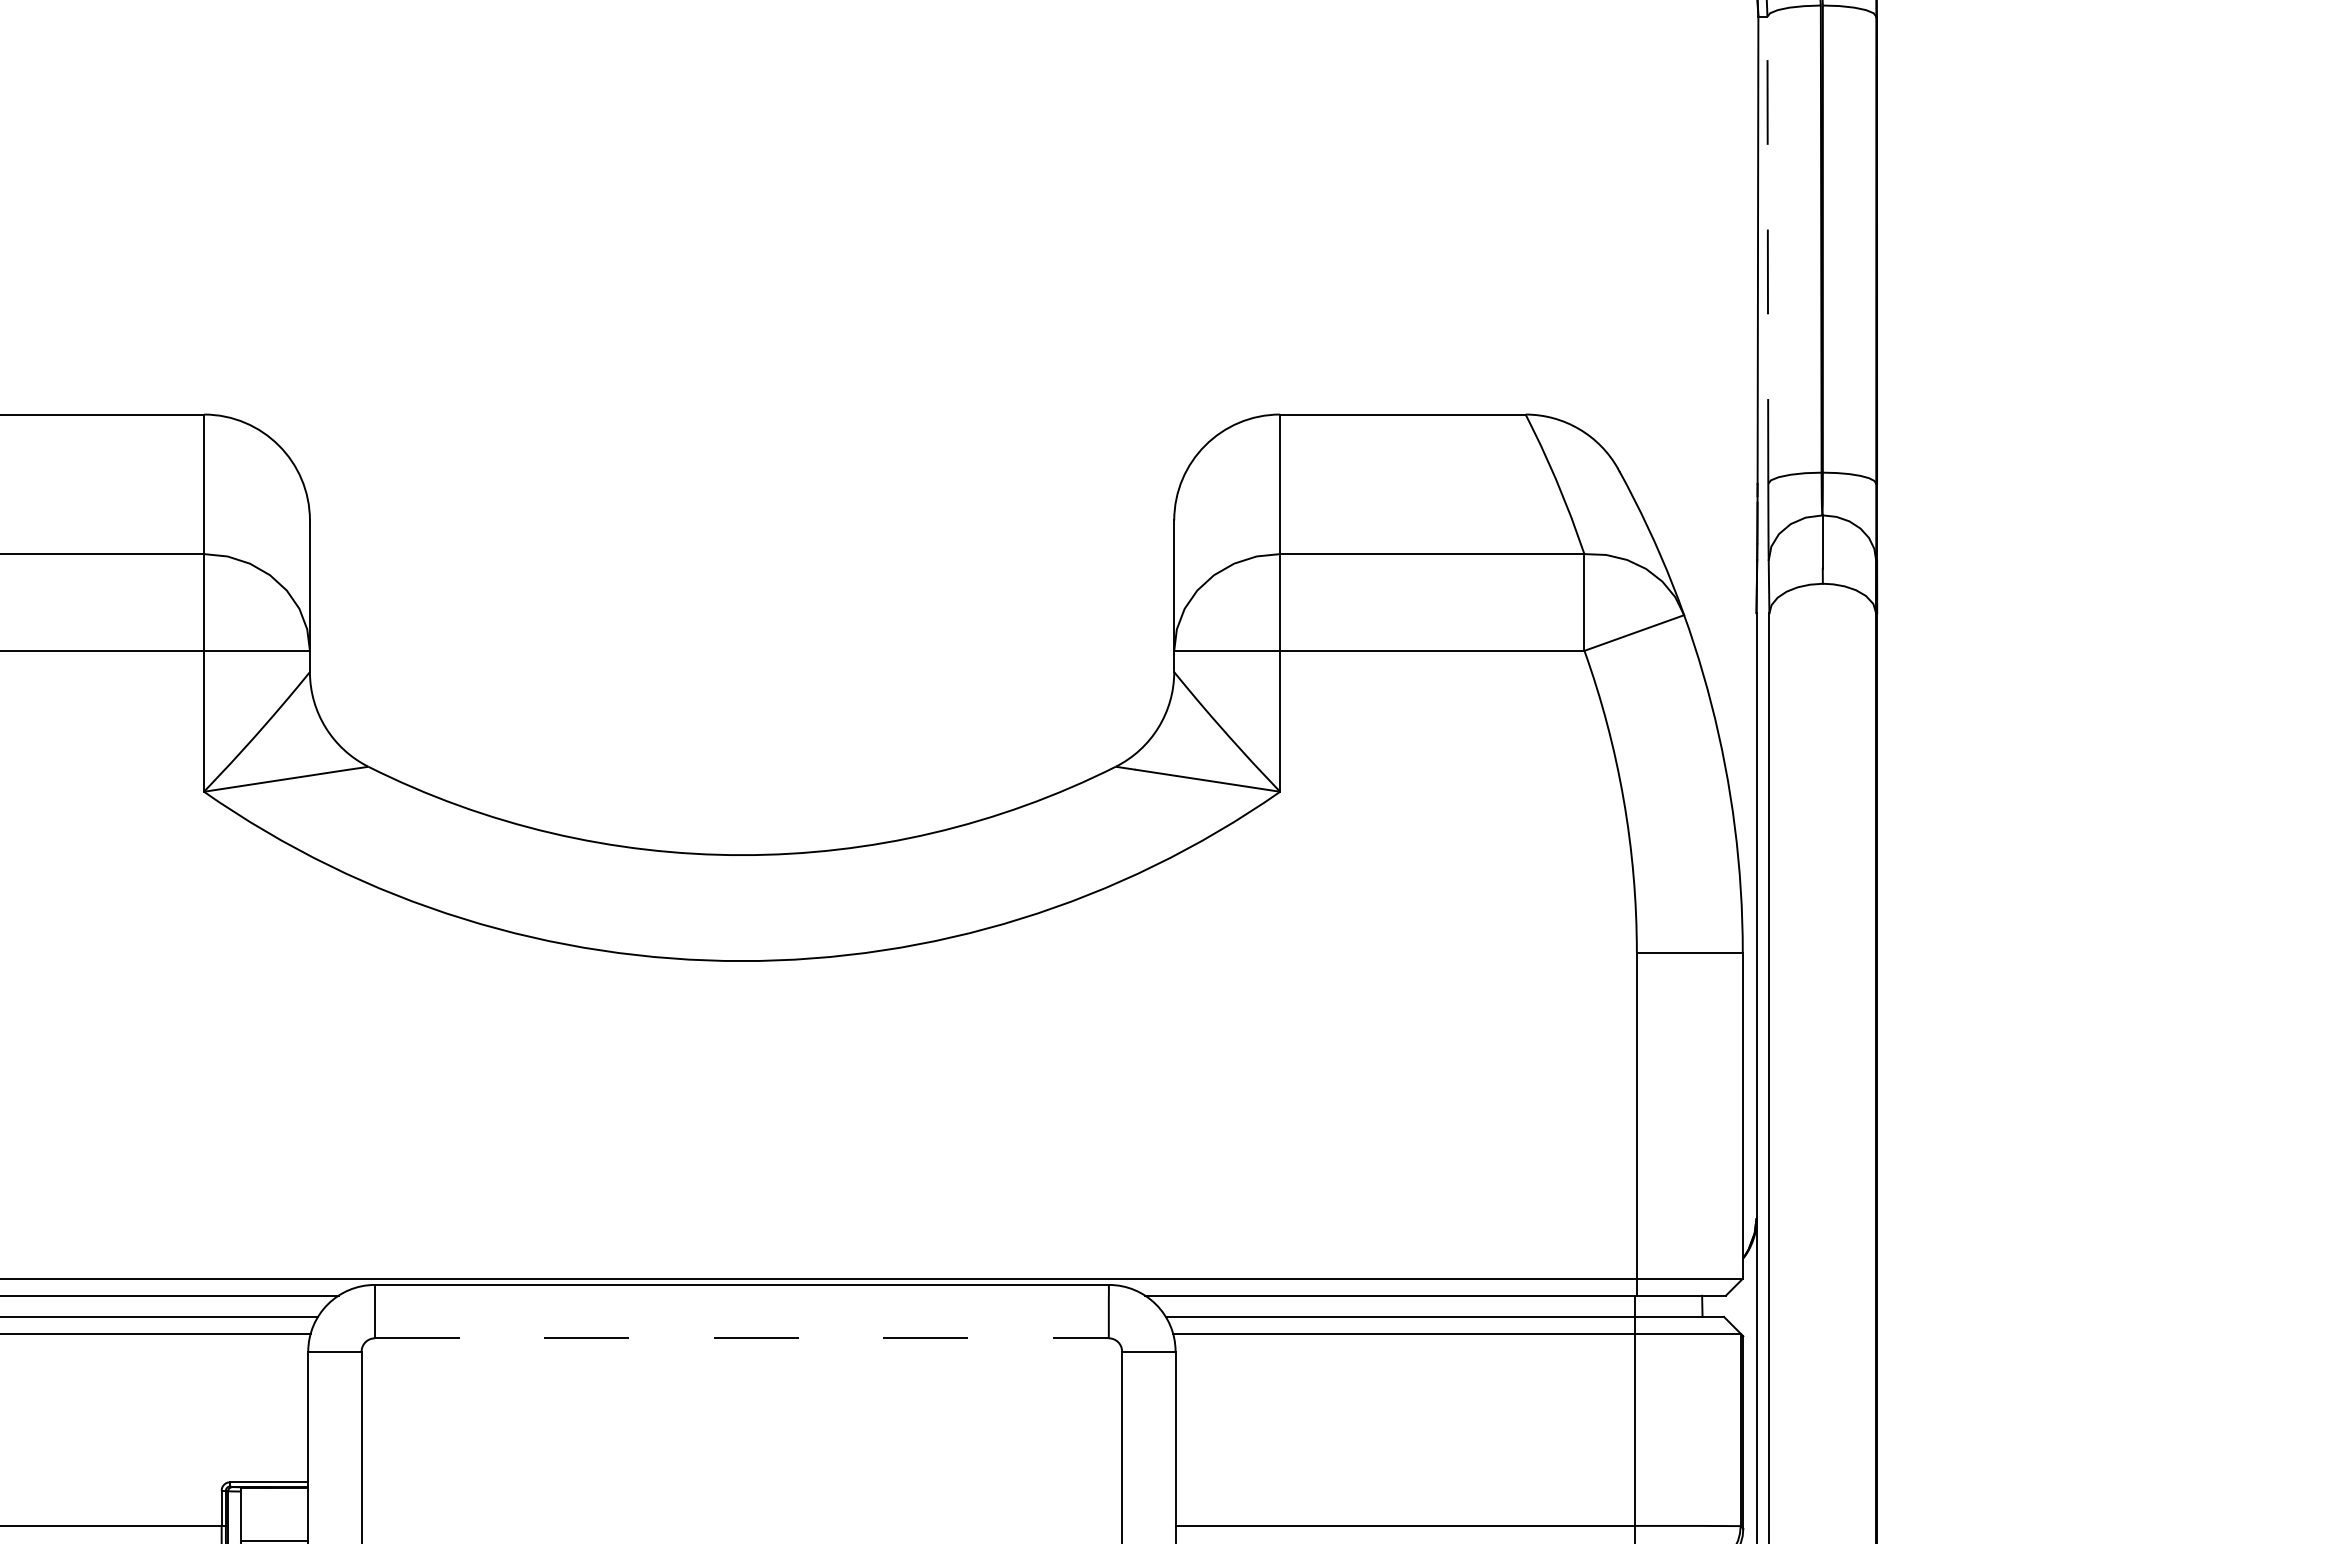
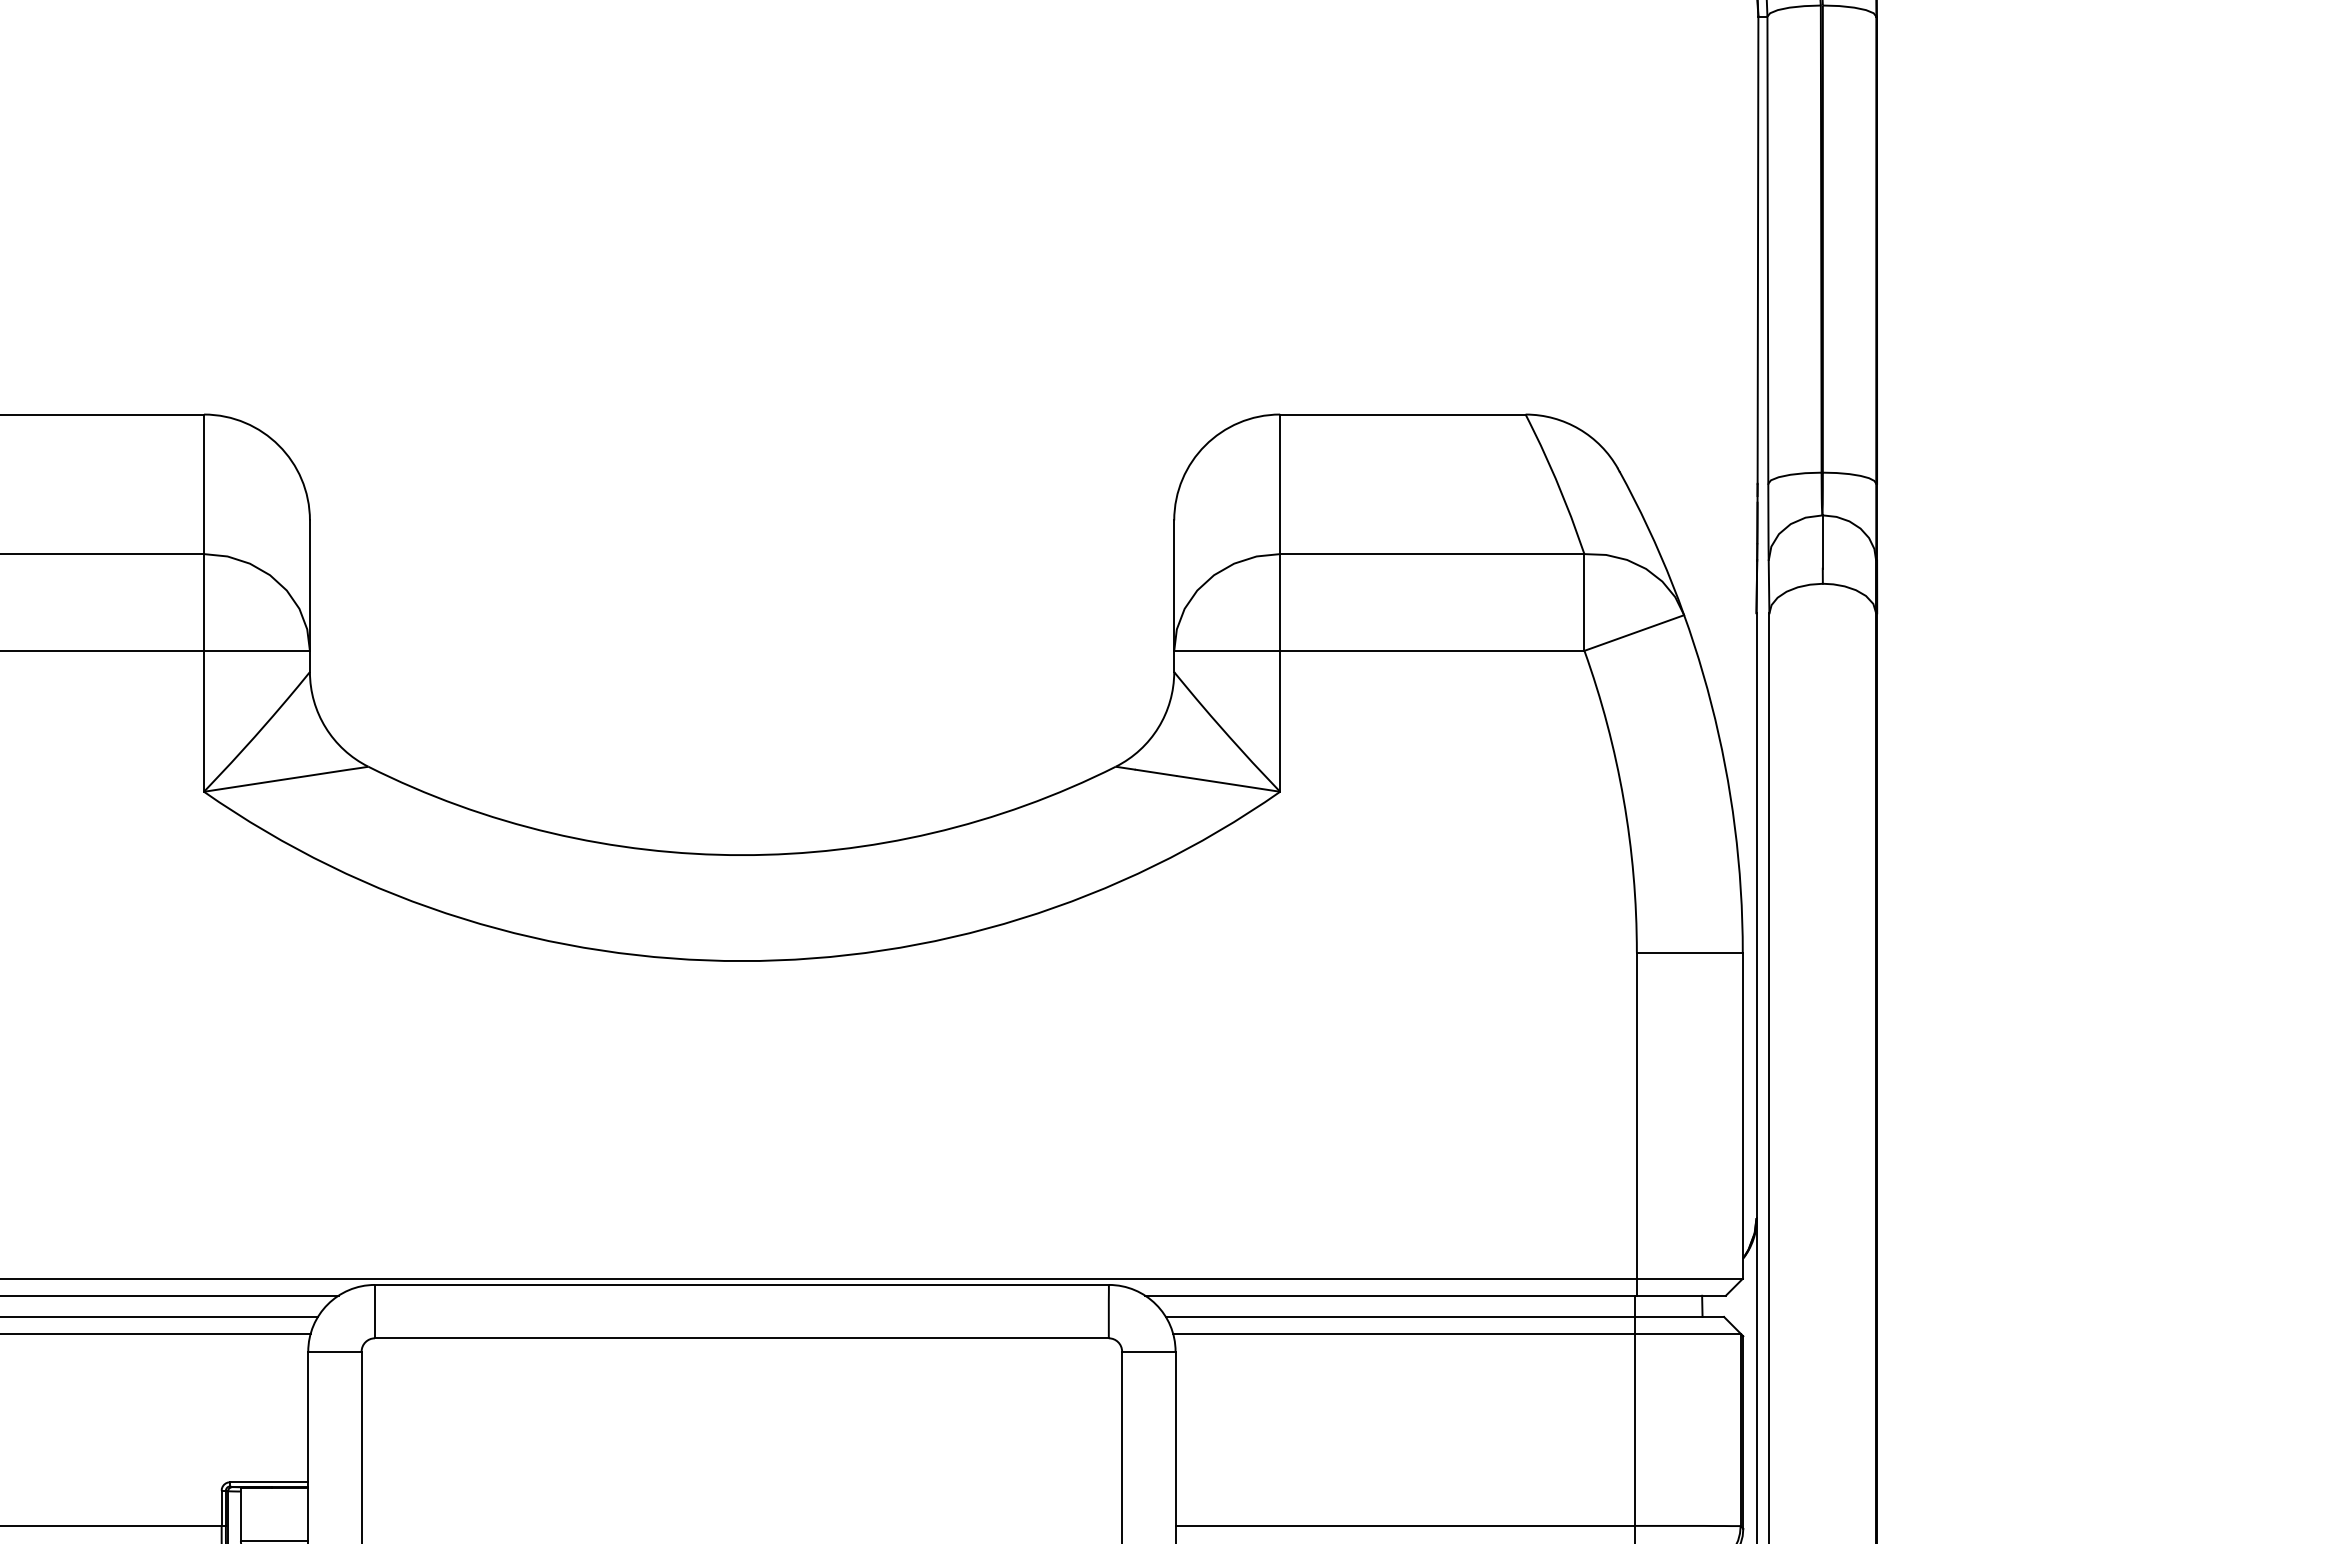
line: dashed -> solid (1767, 250)
line: dashed -> solid (741, 1338)
